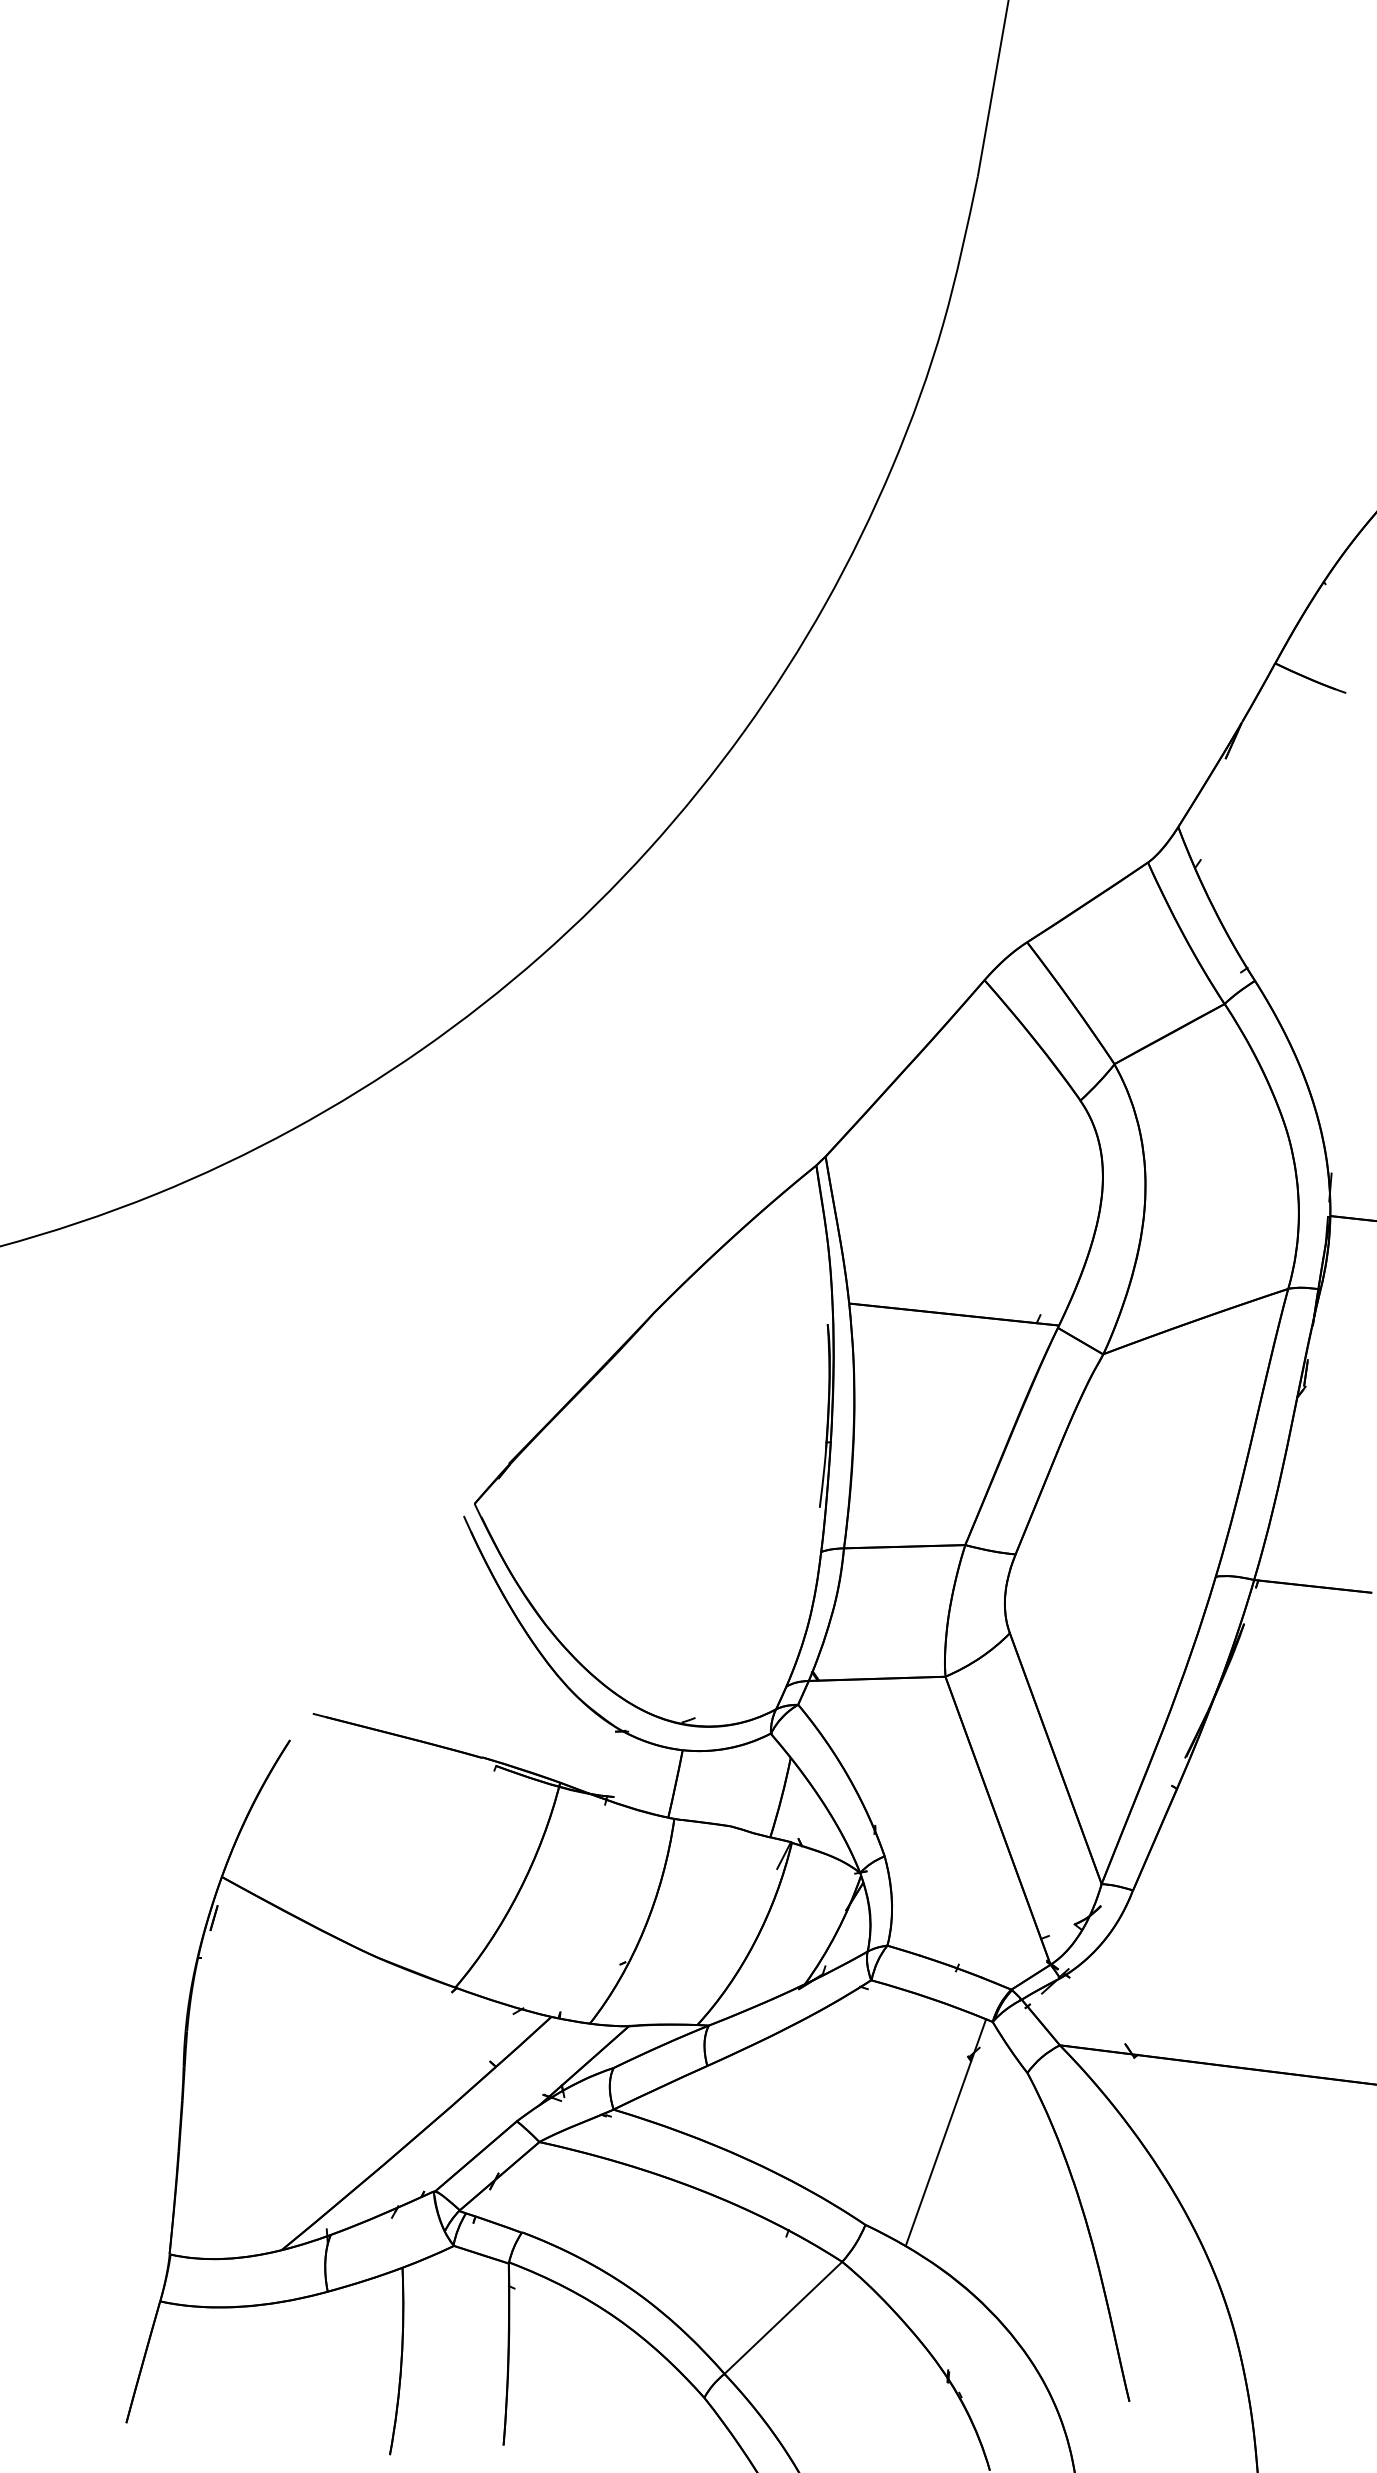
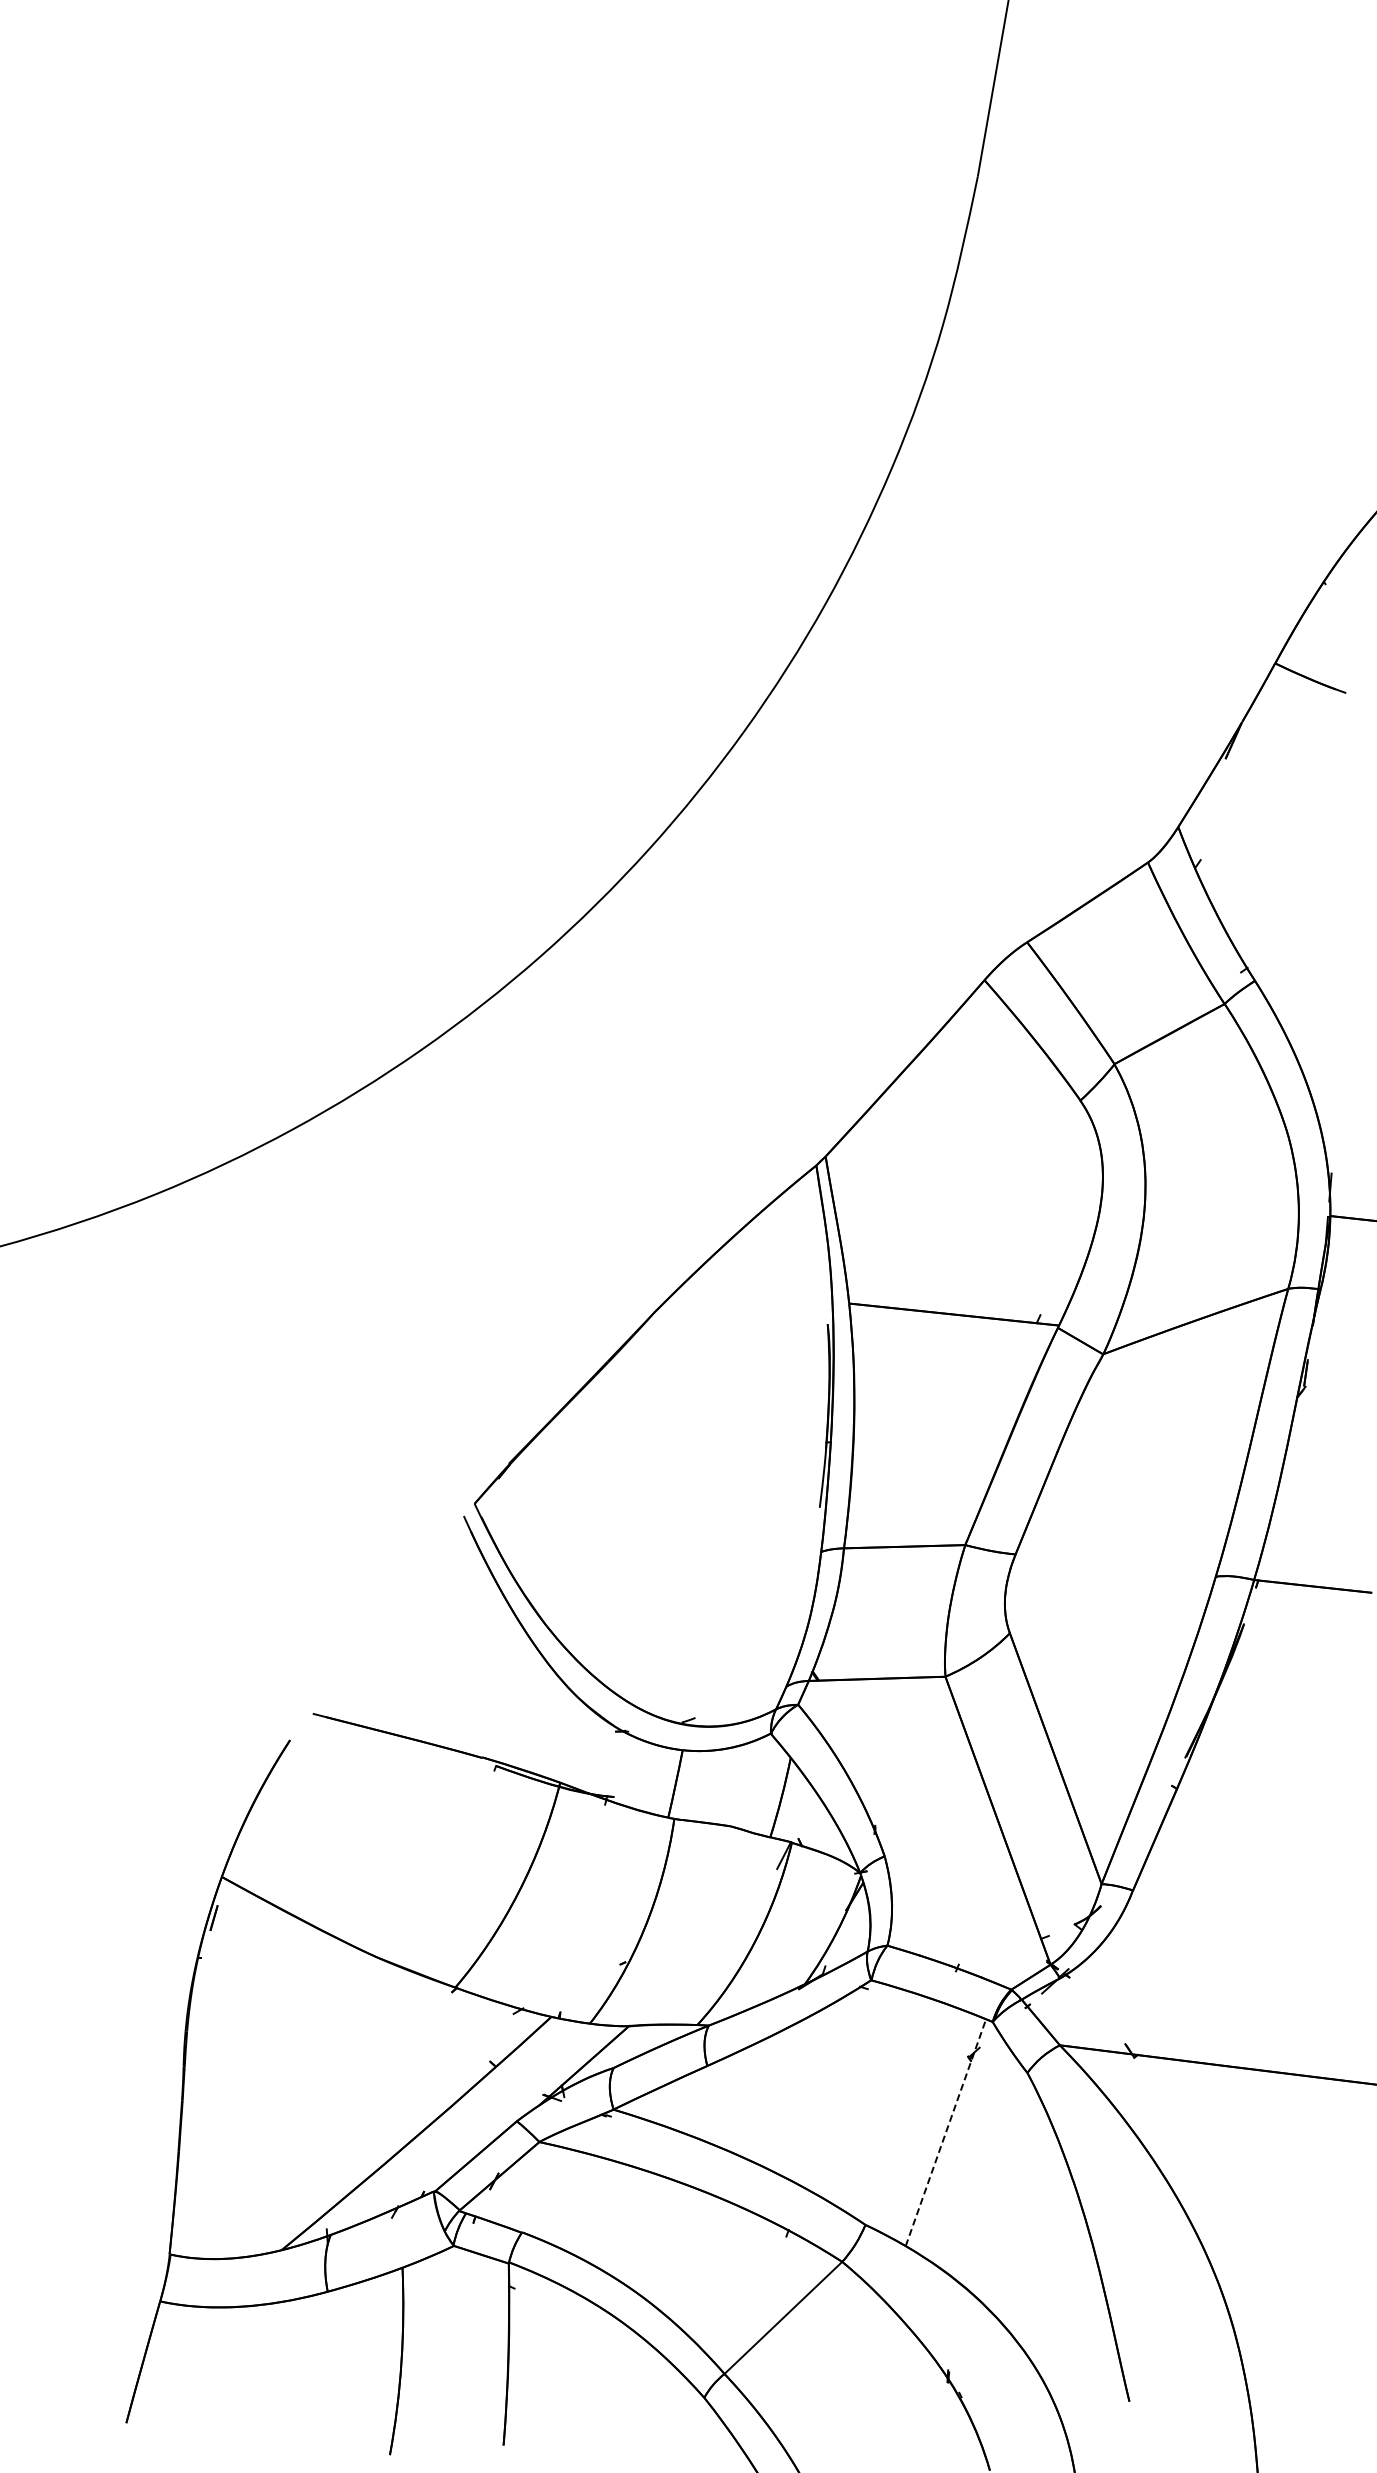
line: solid -> dashed (946, 2132)
